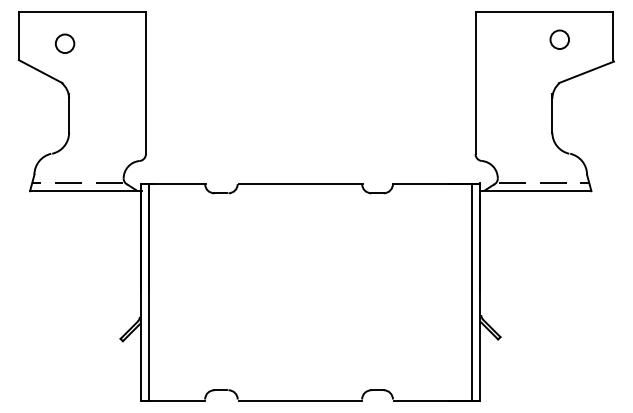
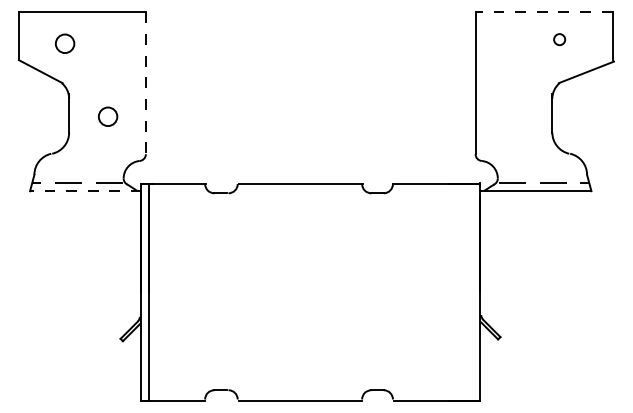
line: solid -> dashed (544, 12)
circle size: 21x21 px -> 14x14 px (559, 39)
line: solid -> dashed (145, 83)
circle: none -> present (108, 116)
line: solid -> dashed (86, 190)
line: present -> none (471, 291)
